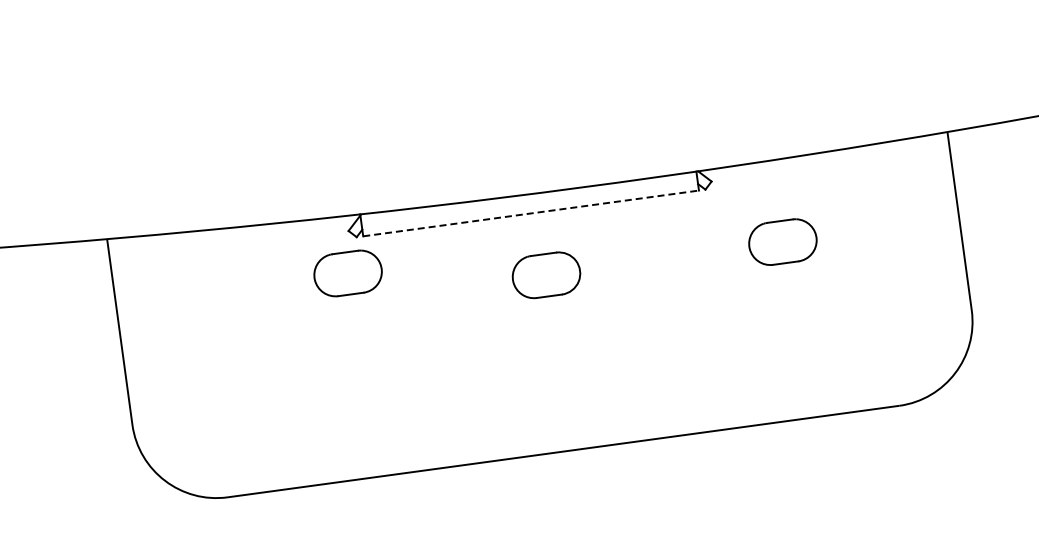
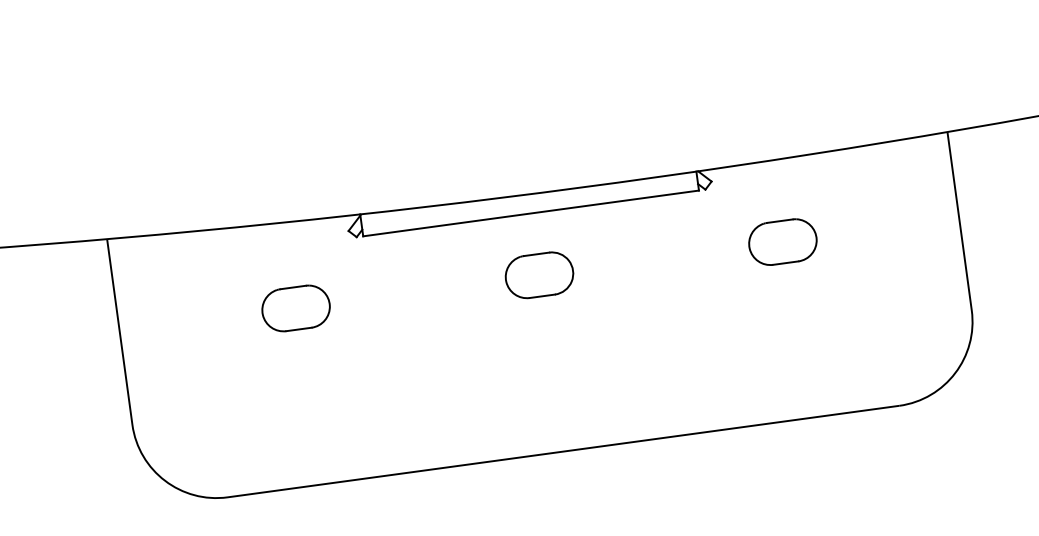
line: dashed -> solid (531, 213)
part position: (347, 273) -> (295, 308) (295, 308)
part position: (546, 275) -> (539, 275) (539, 275)
